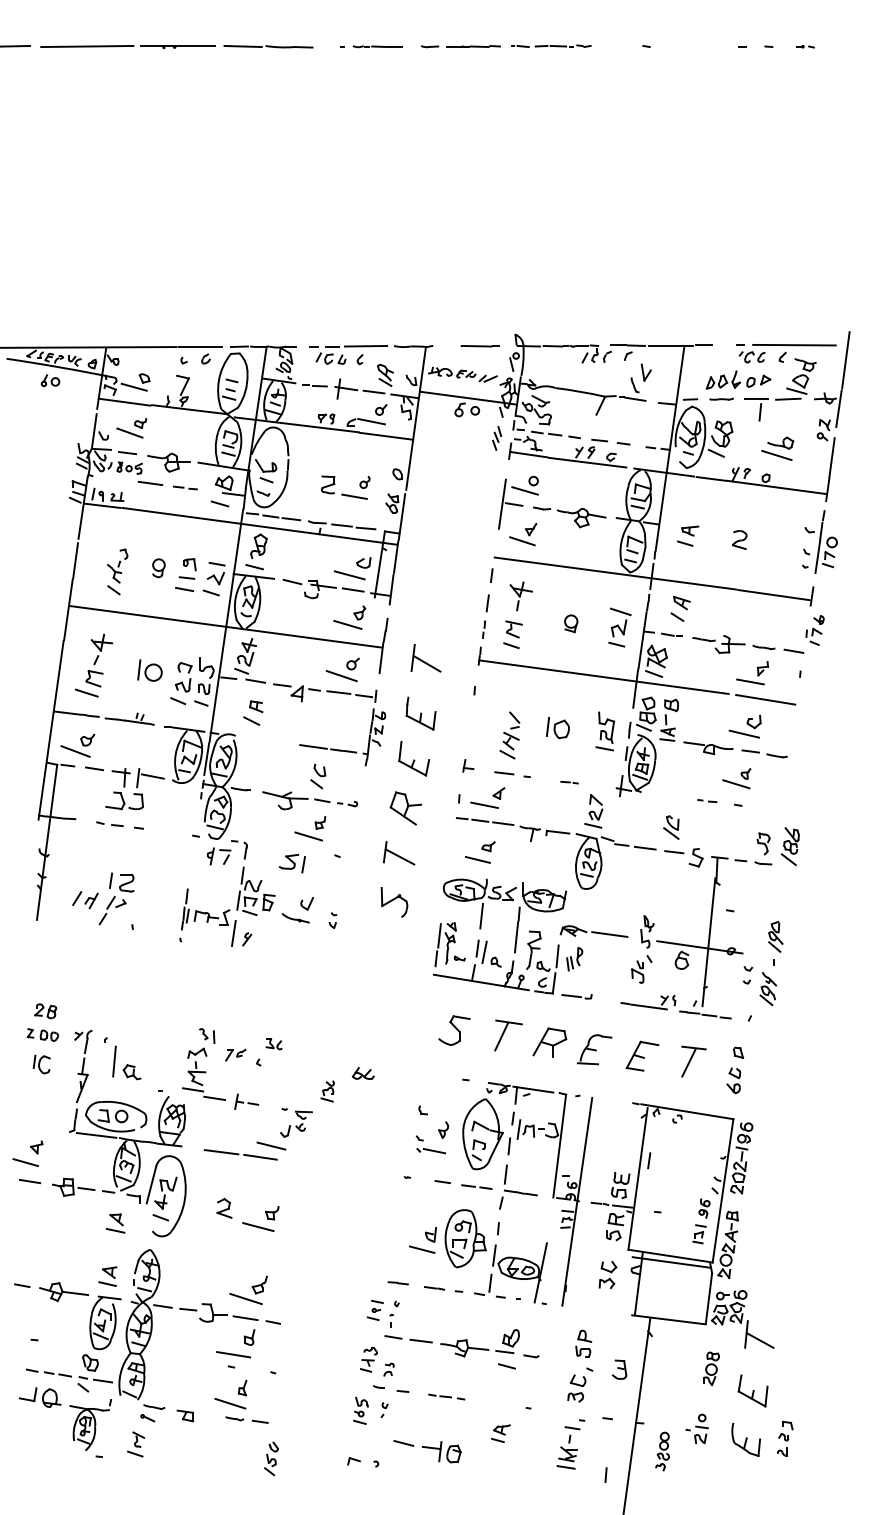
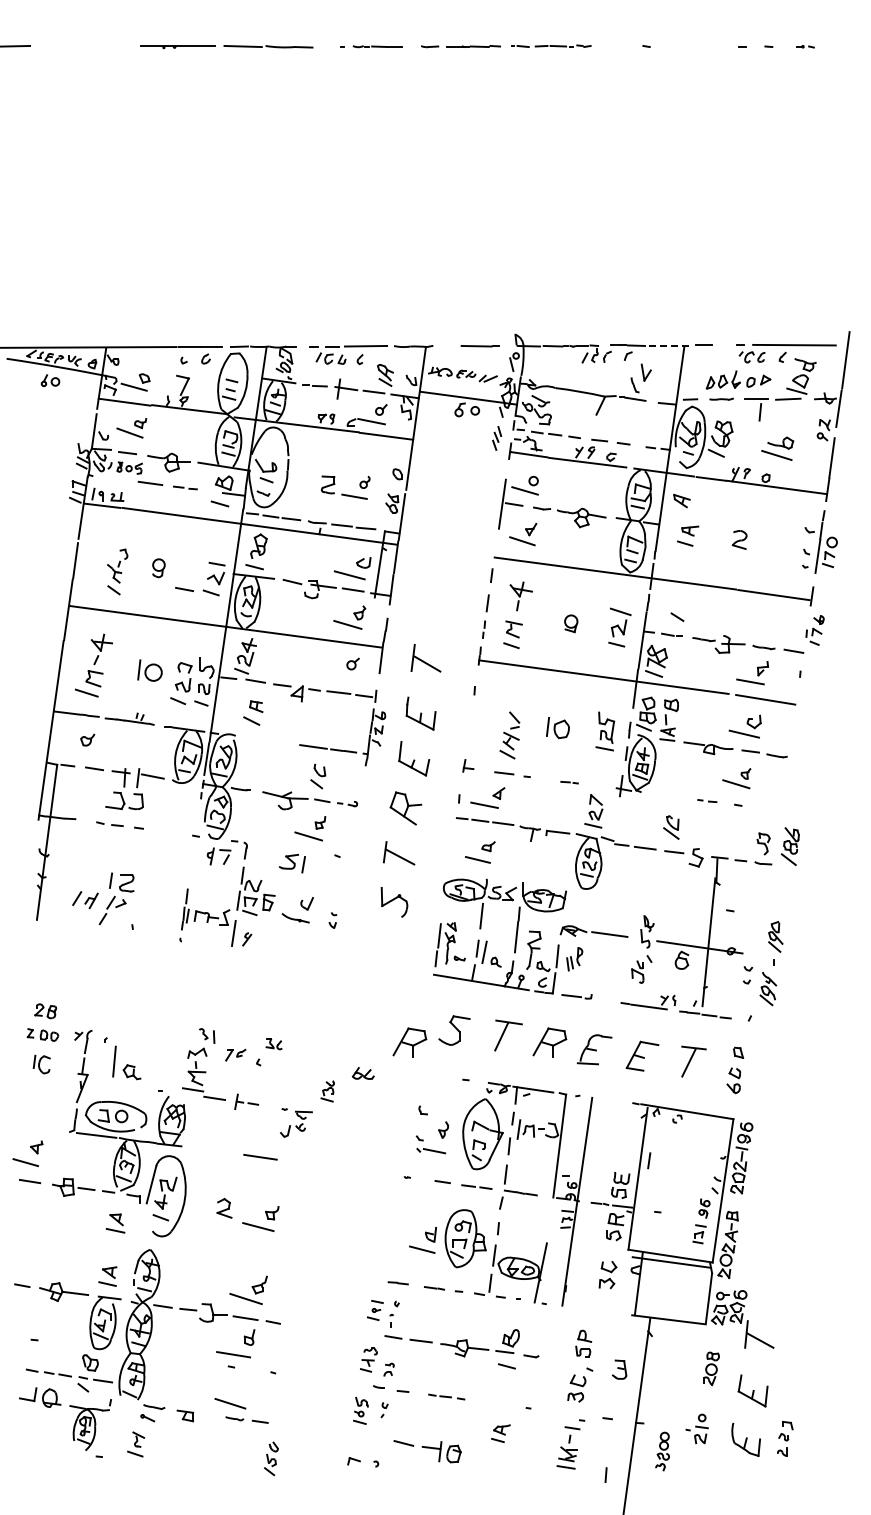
line: present -> none (87, 46)
line: solid -> dashed (671, 345)
part: present -> none (187, 568)
part position: (681, 603) -> (681, 501) (681, 501)
line: present -> none (341, 676)
line: present -> none (75, 751)
part: none -> present (409, 1042)
line: present -> none (271, 1145)
line: present -> none (221, 1152)
part: present -> none (242, 1387)
